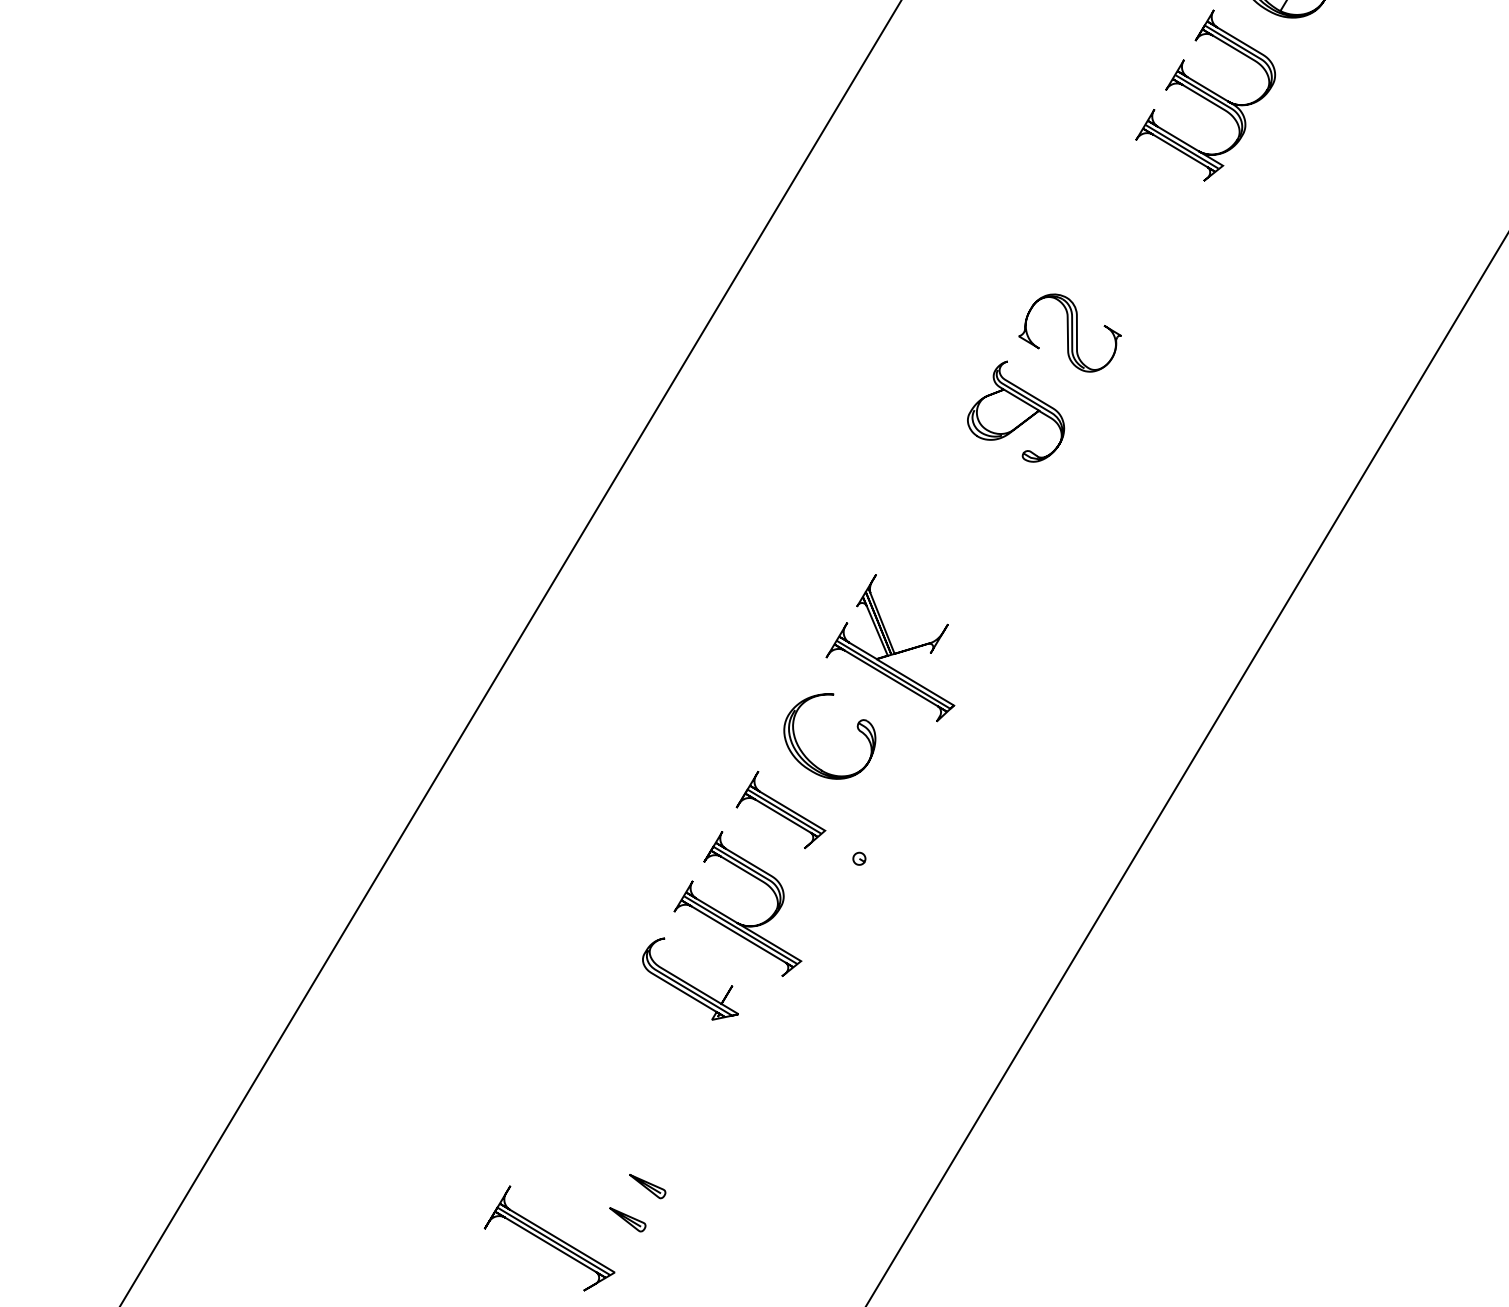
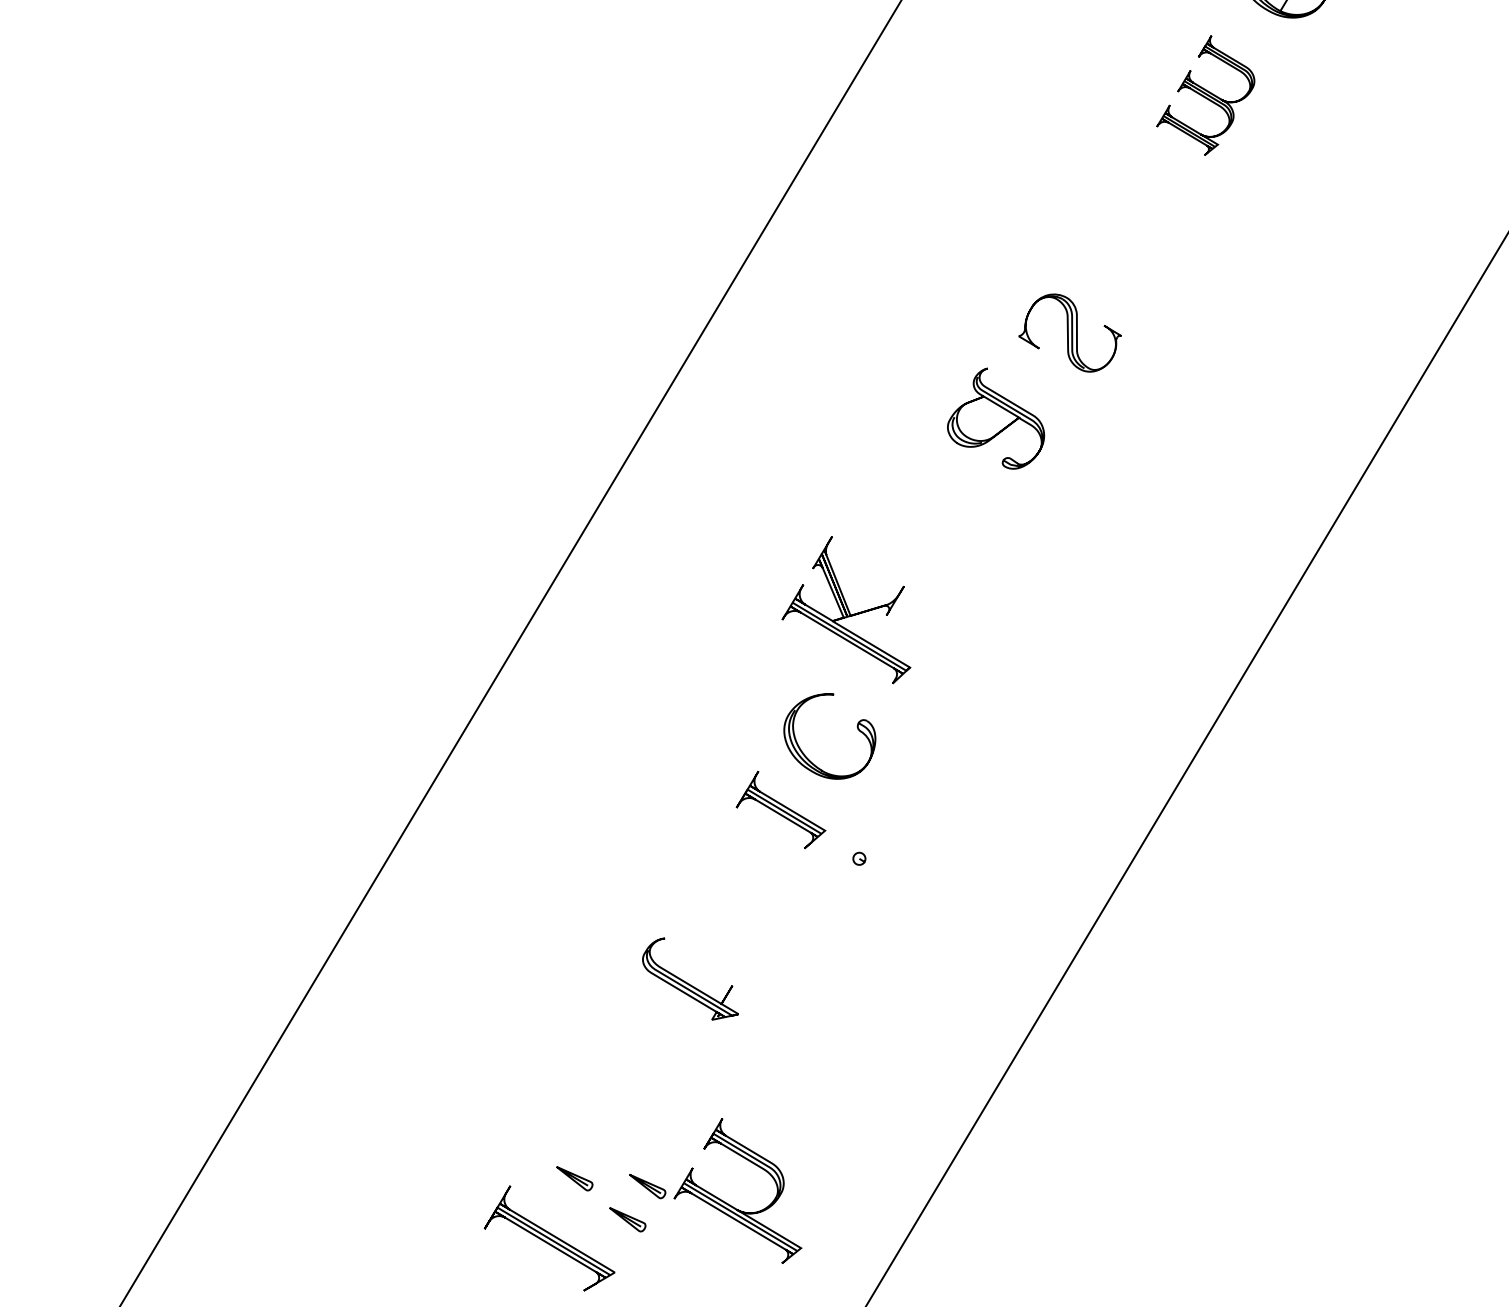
part size: 142x173 px -> 100x121 px (1205, 95)
part position: (1016, 411) -> (996, 418) (996, 418)
curve position: (889, 648) -> (845, 610) (845, 610)
part position: (730, 917) -> (730, 1204) (730, 1204)
curve: none -> present (574, 1178)
